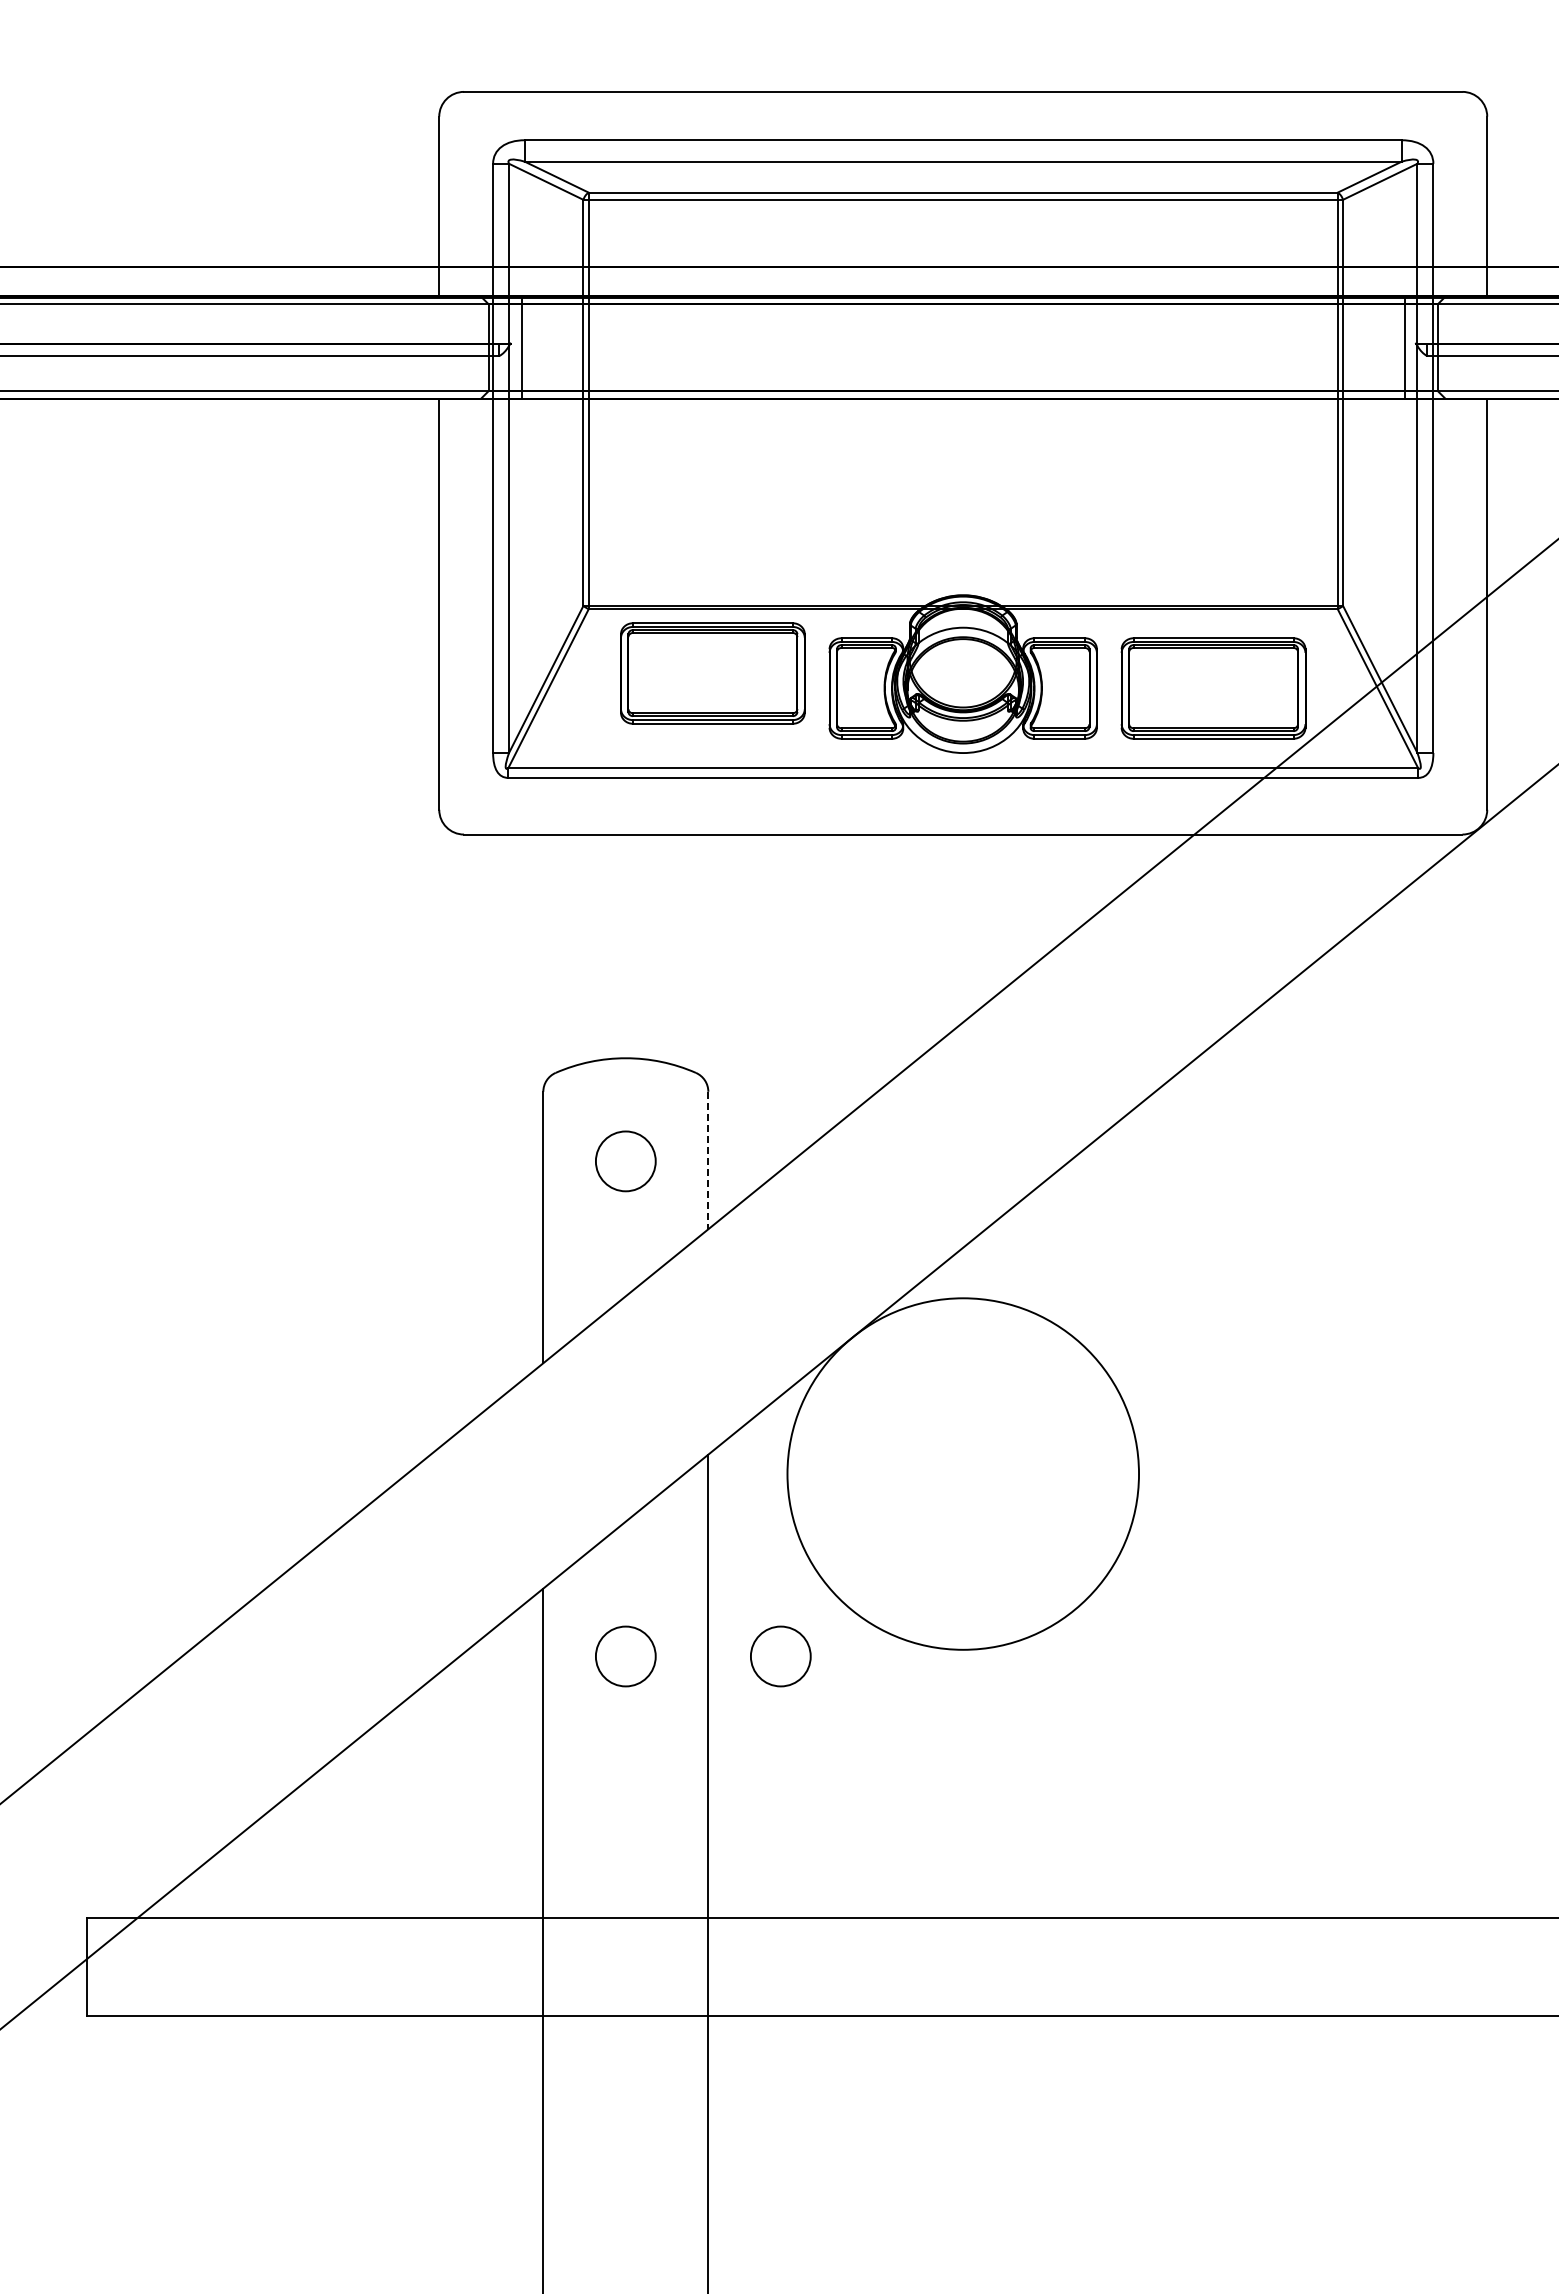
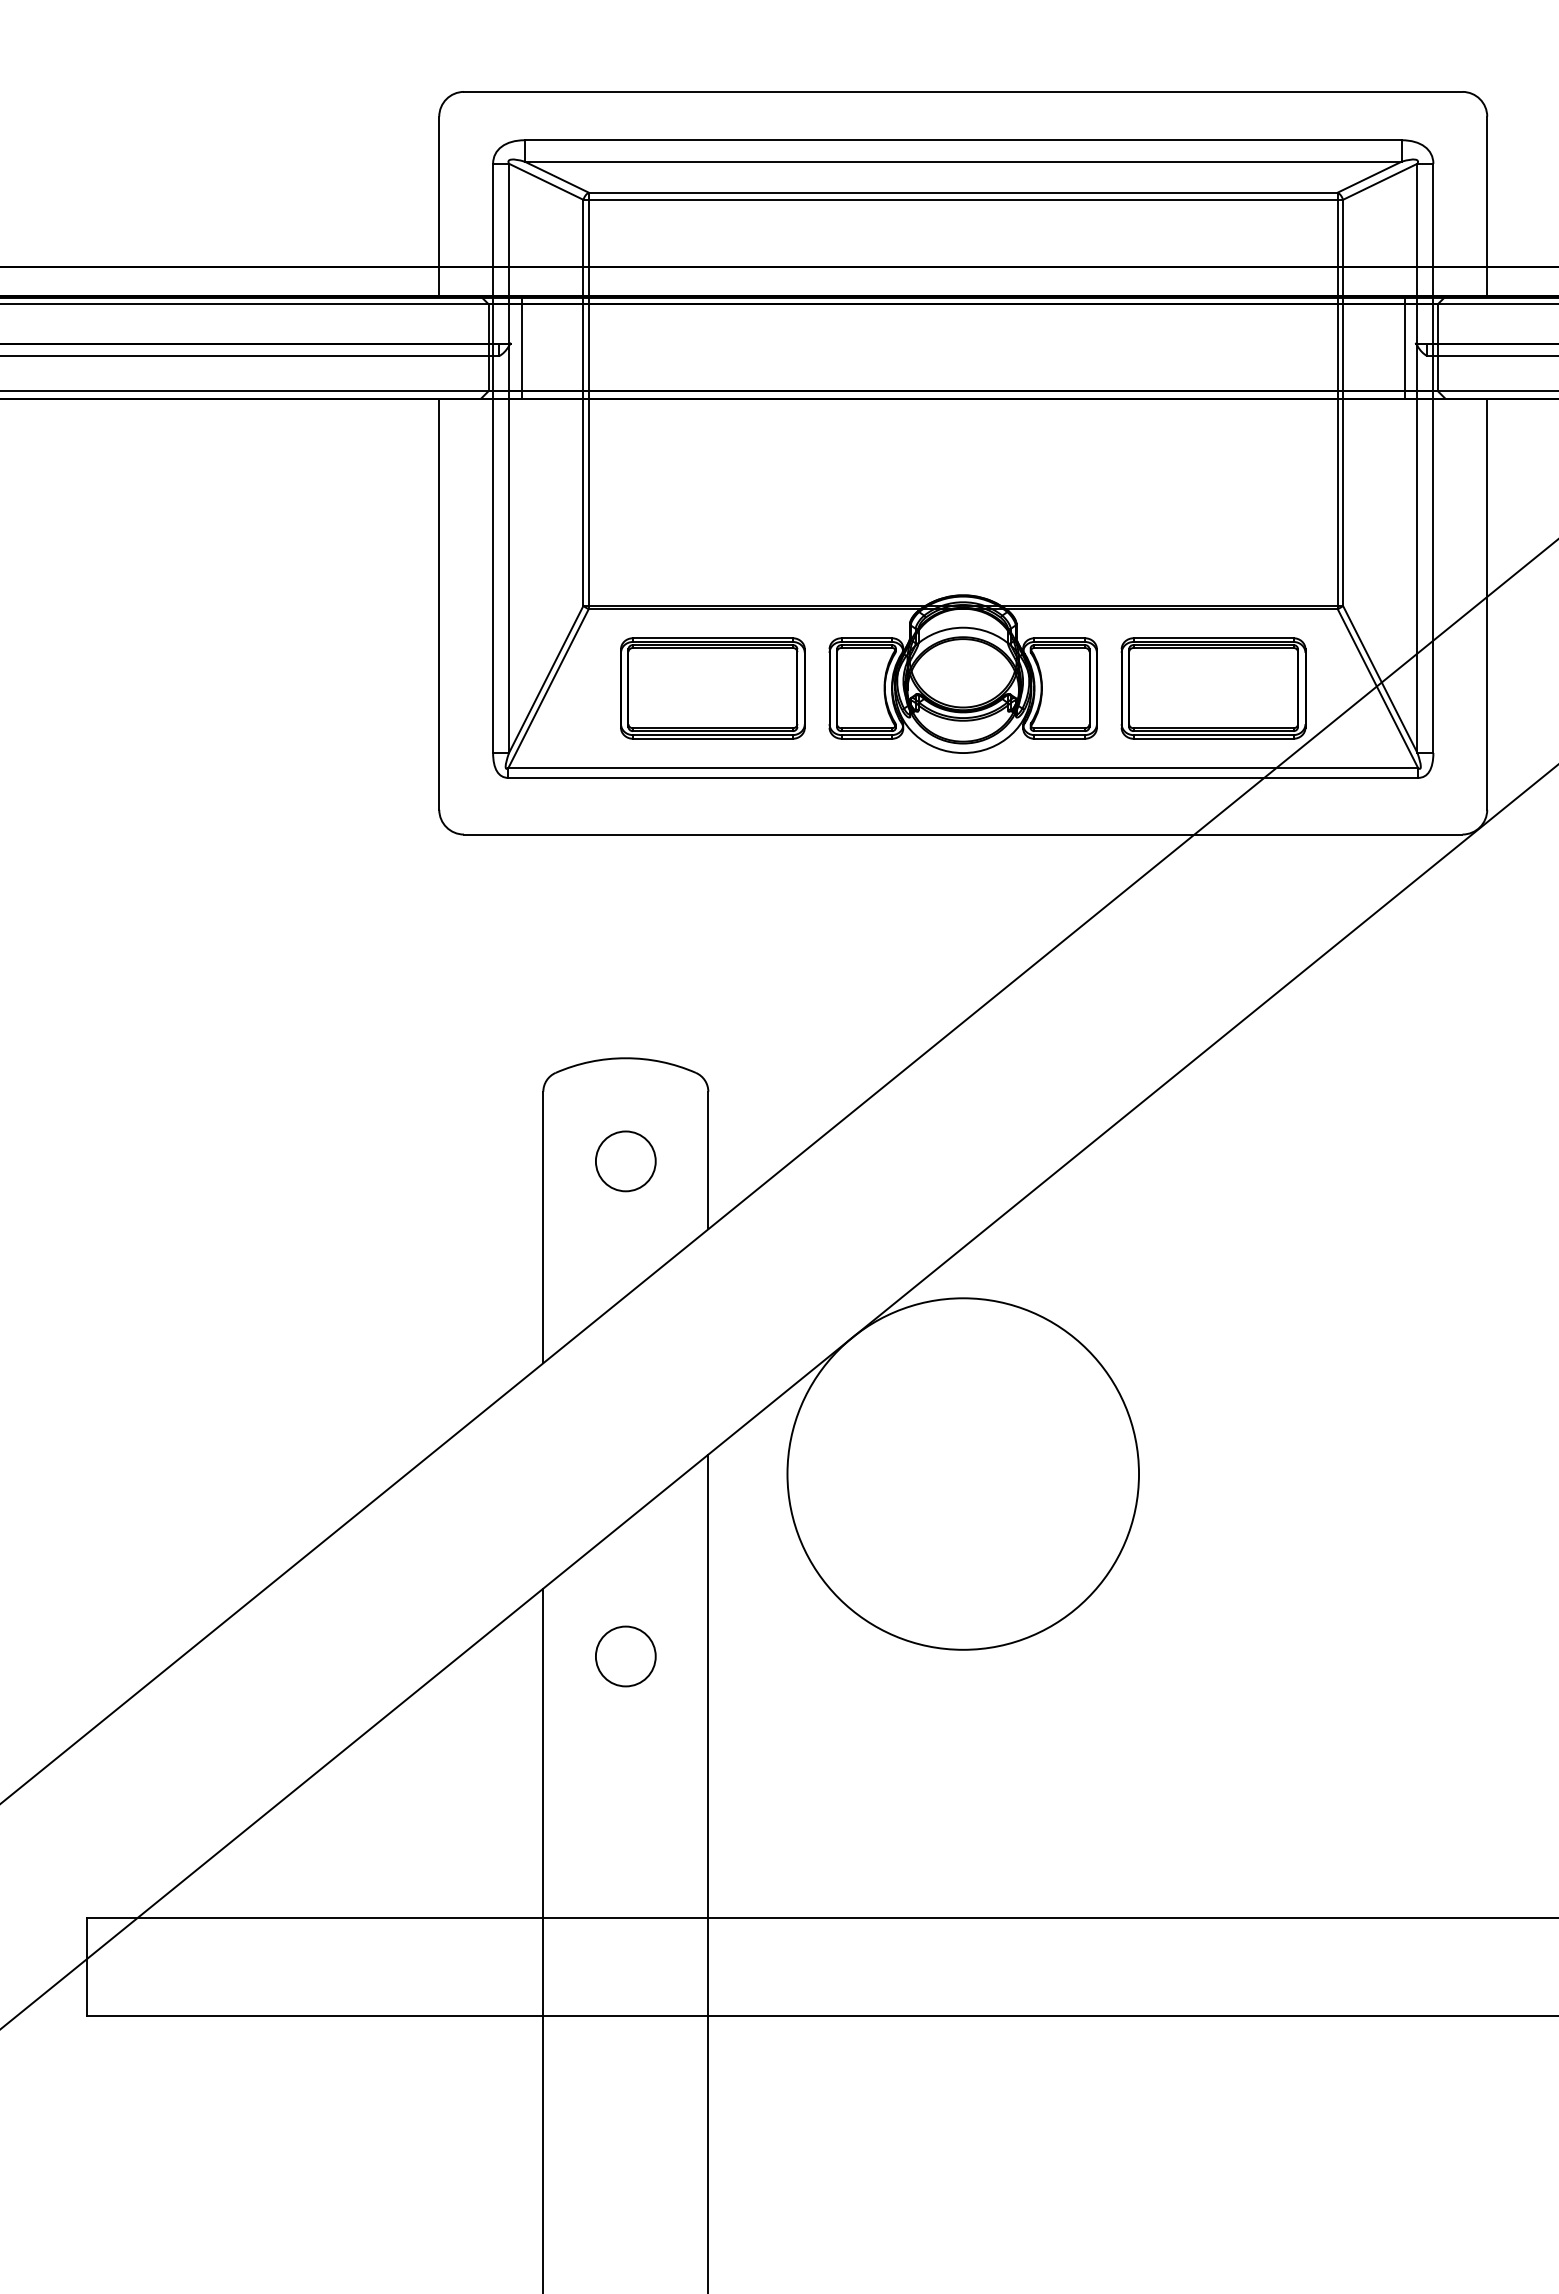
part position: (712, 673) -> (712, 688) (712, 688)
line: dashed -> solid (708, 1160)
circle: present -> none (780, 1656)
